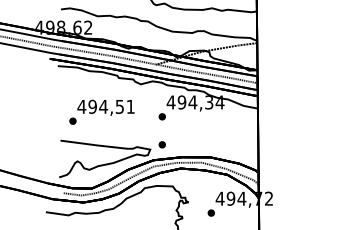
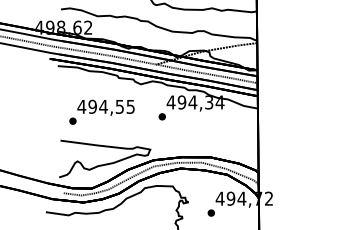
text: 494,51 -> 494,55 (130, 106)
part: present -> none (161, 144)
